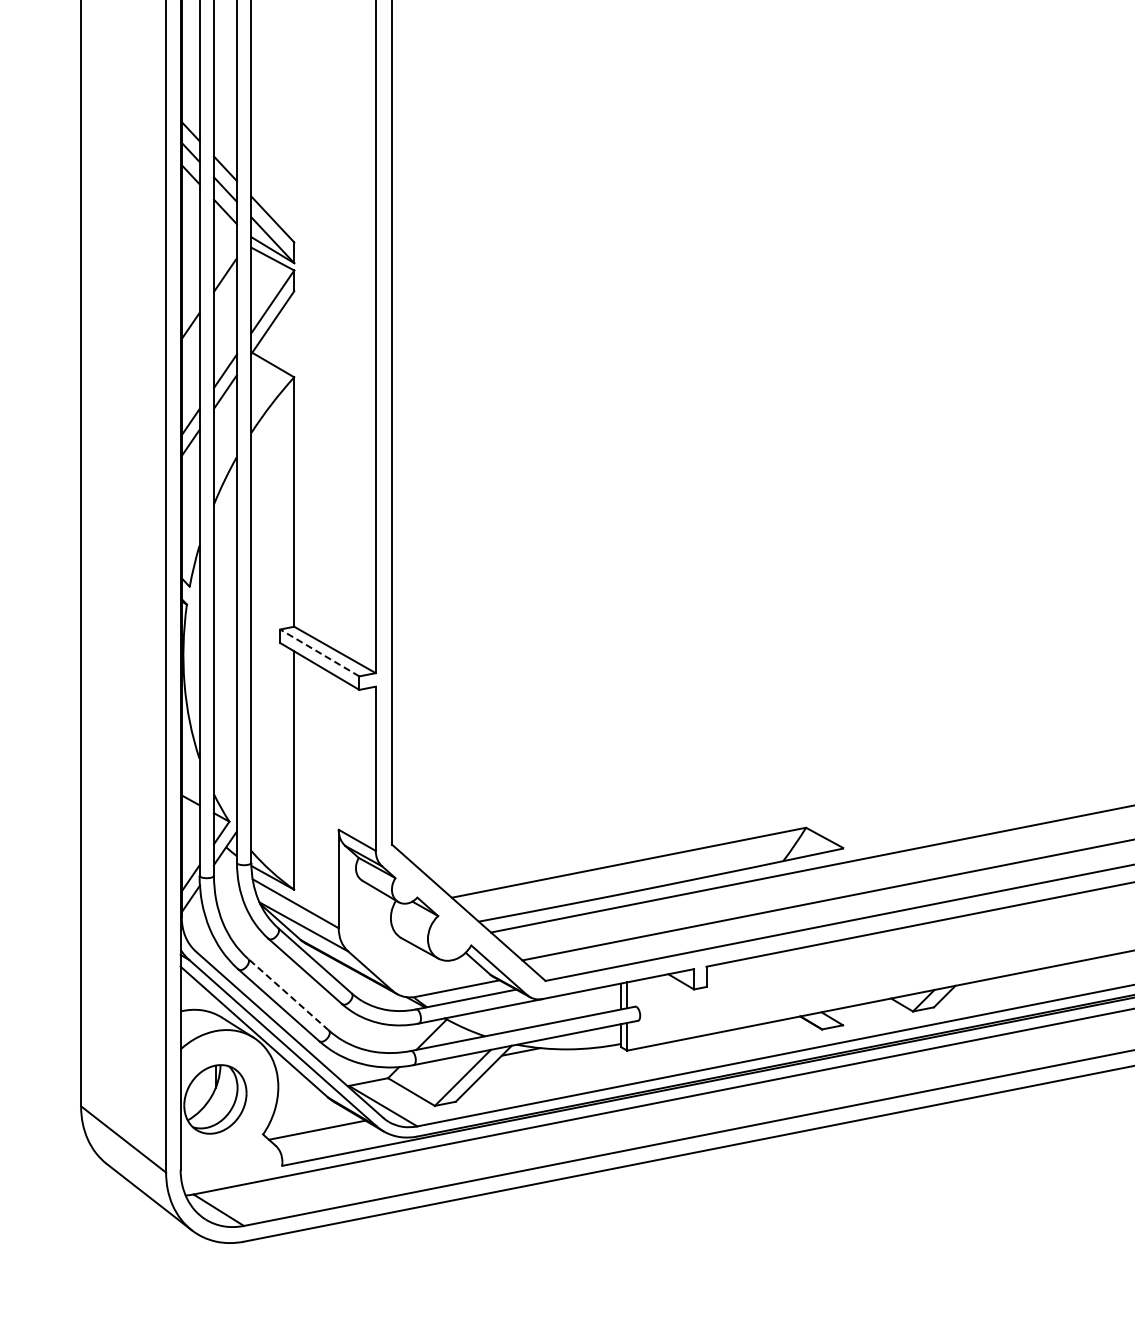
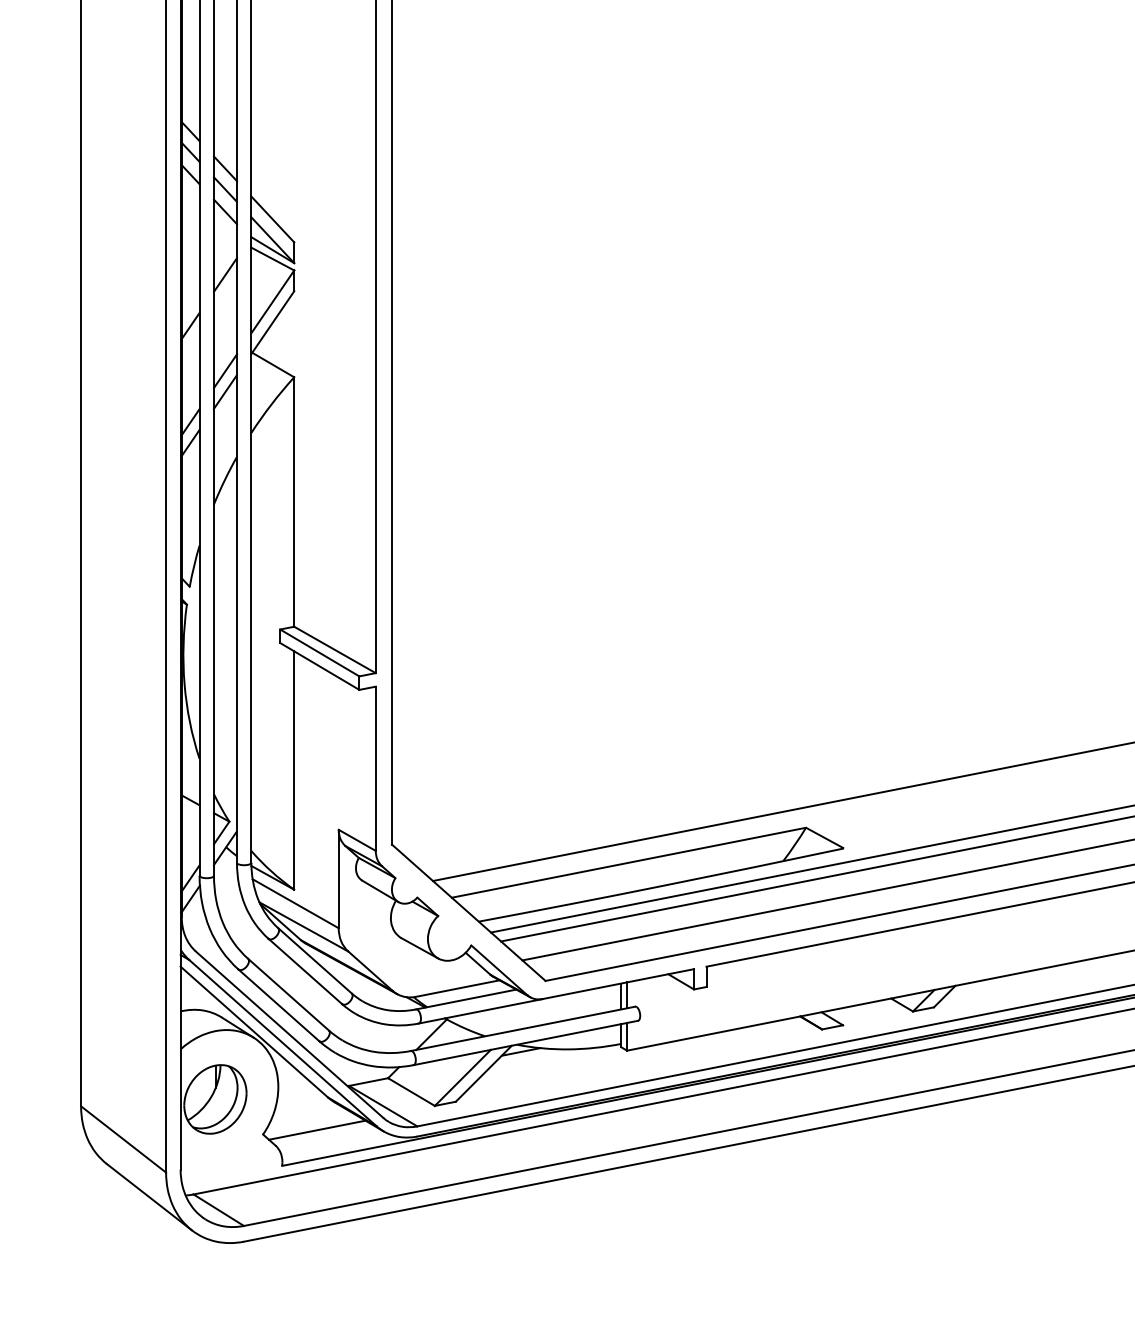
line: dashed -> solid (319, 652)
line: none -> present (781, 812)
line: none -> present (816, 879)
line: dashed -> solid (288, 994)
